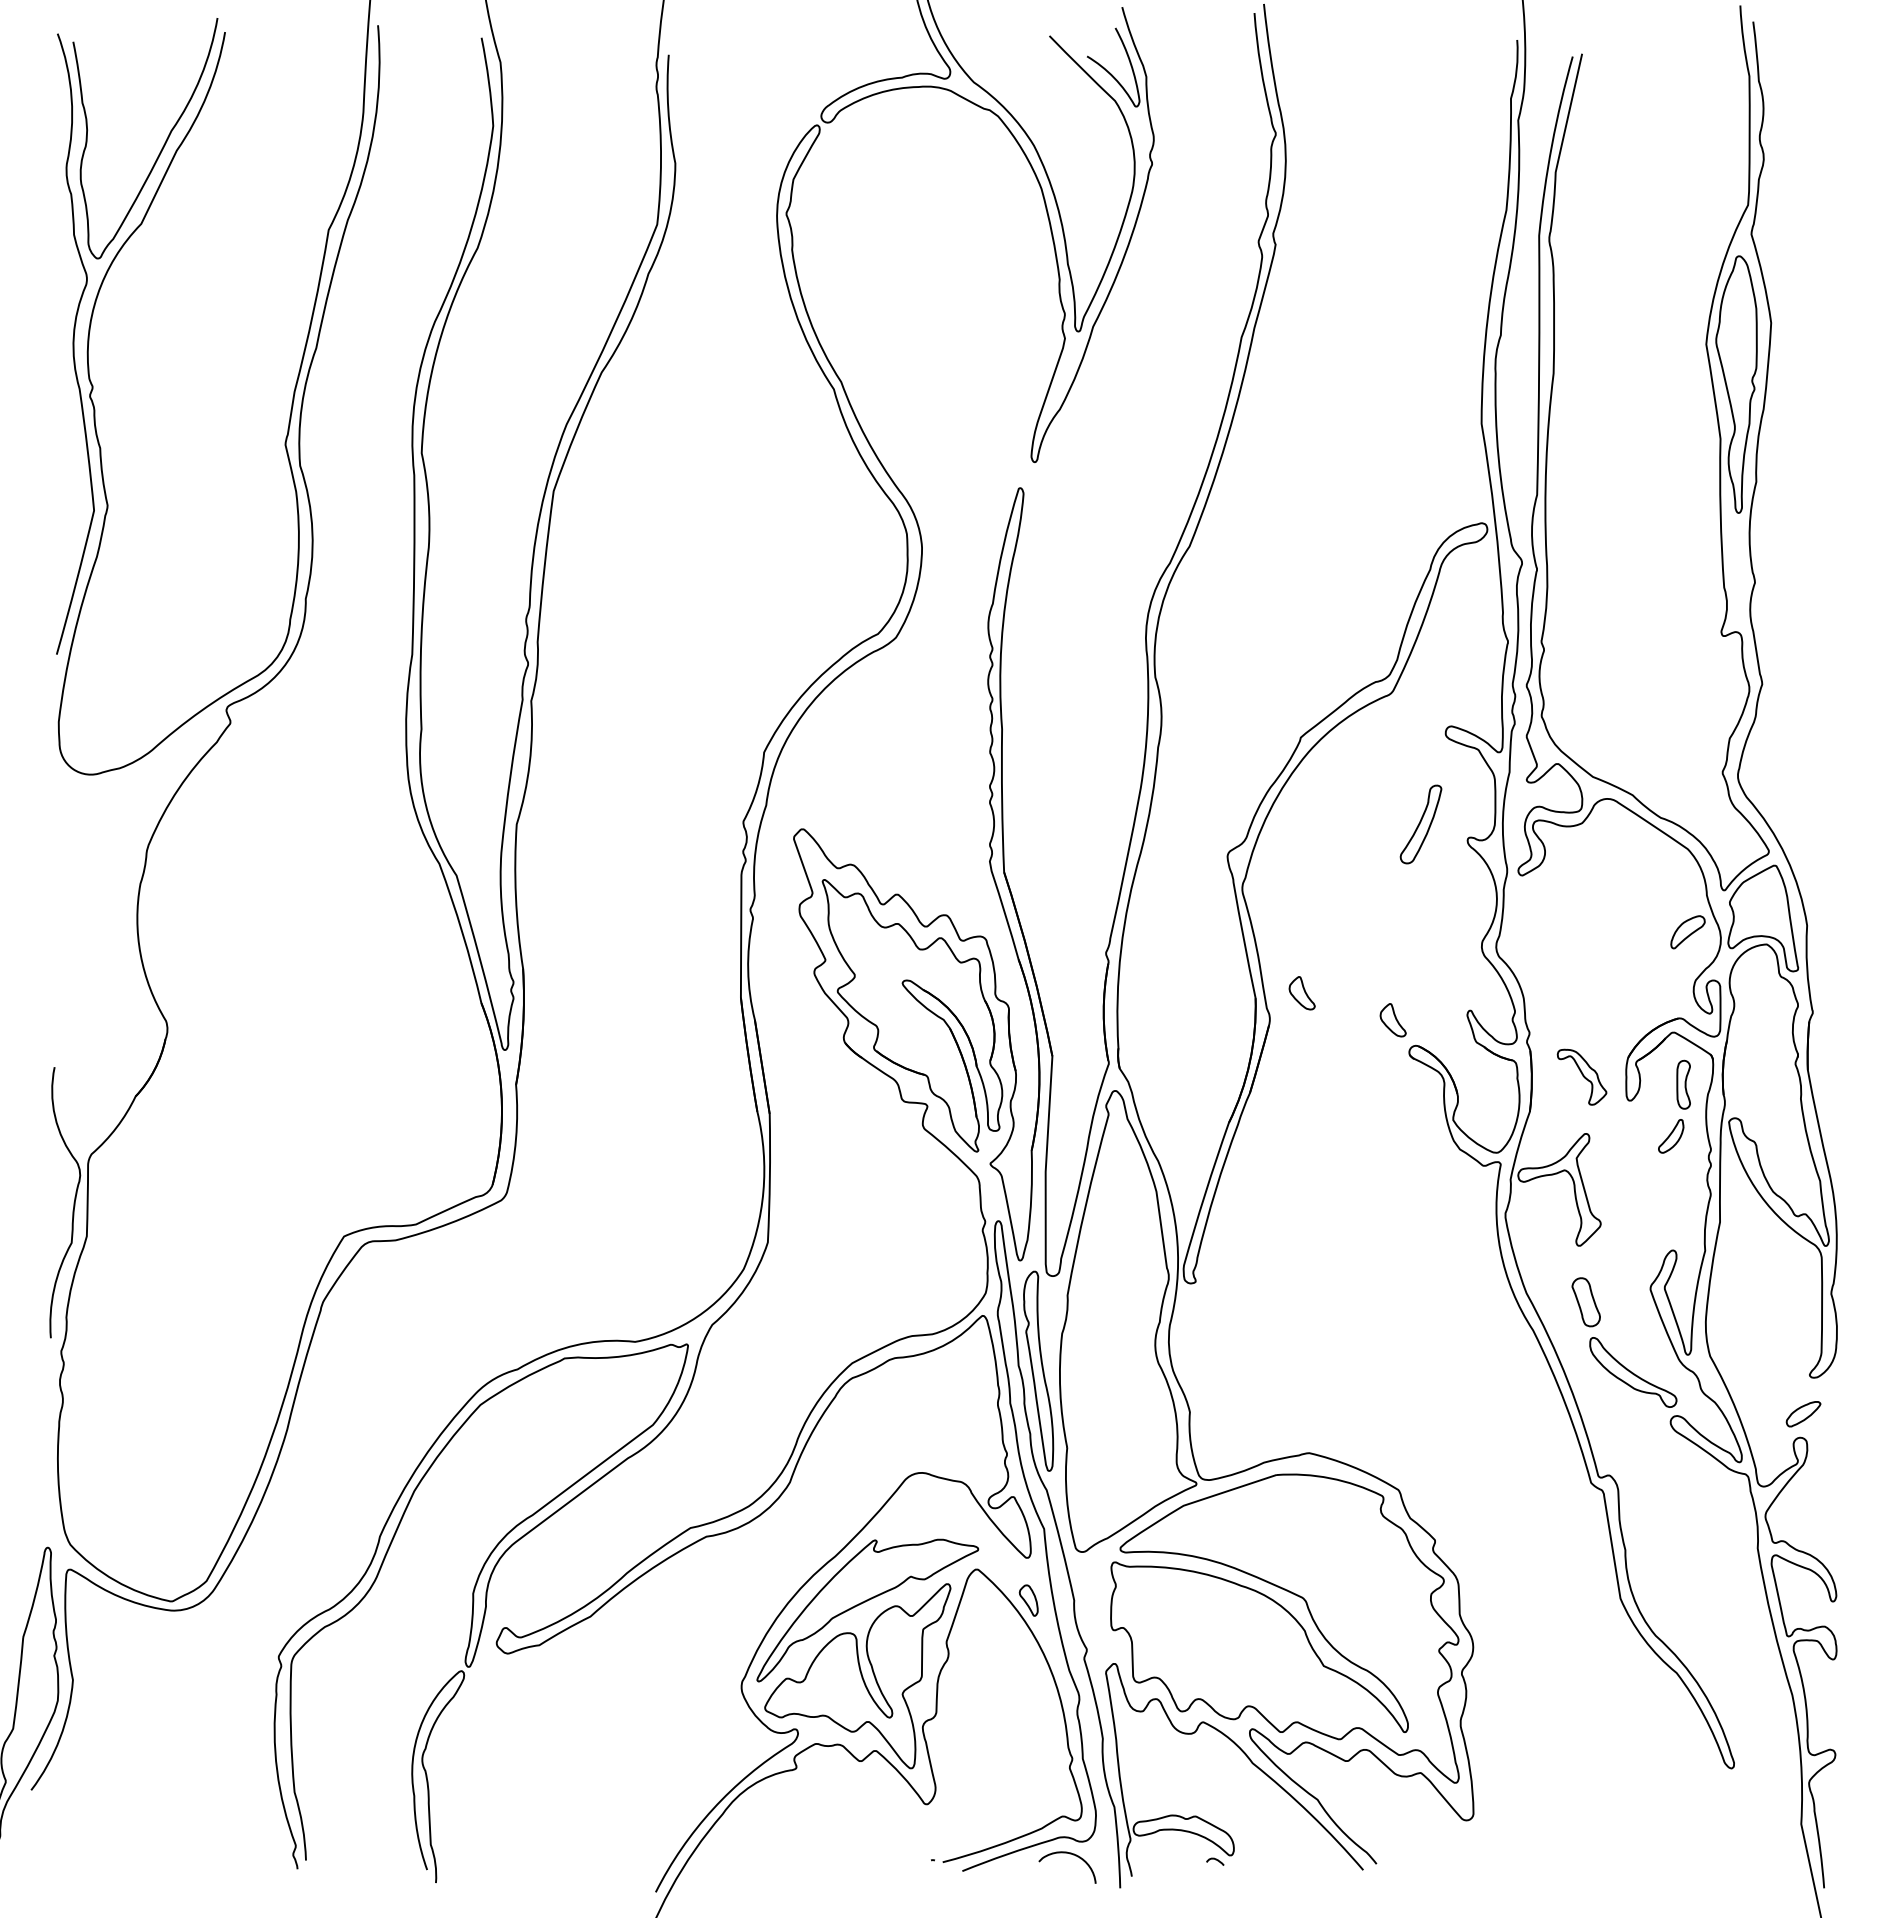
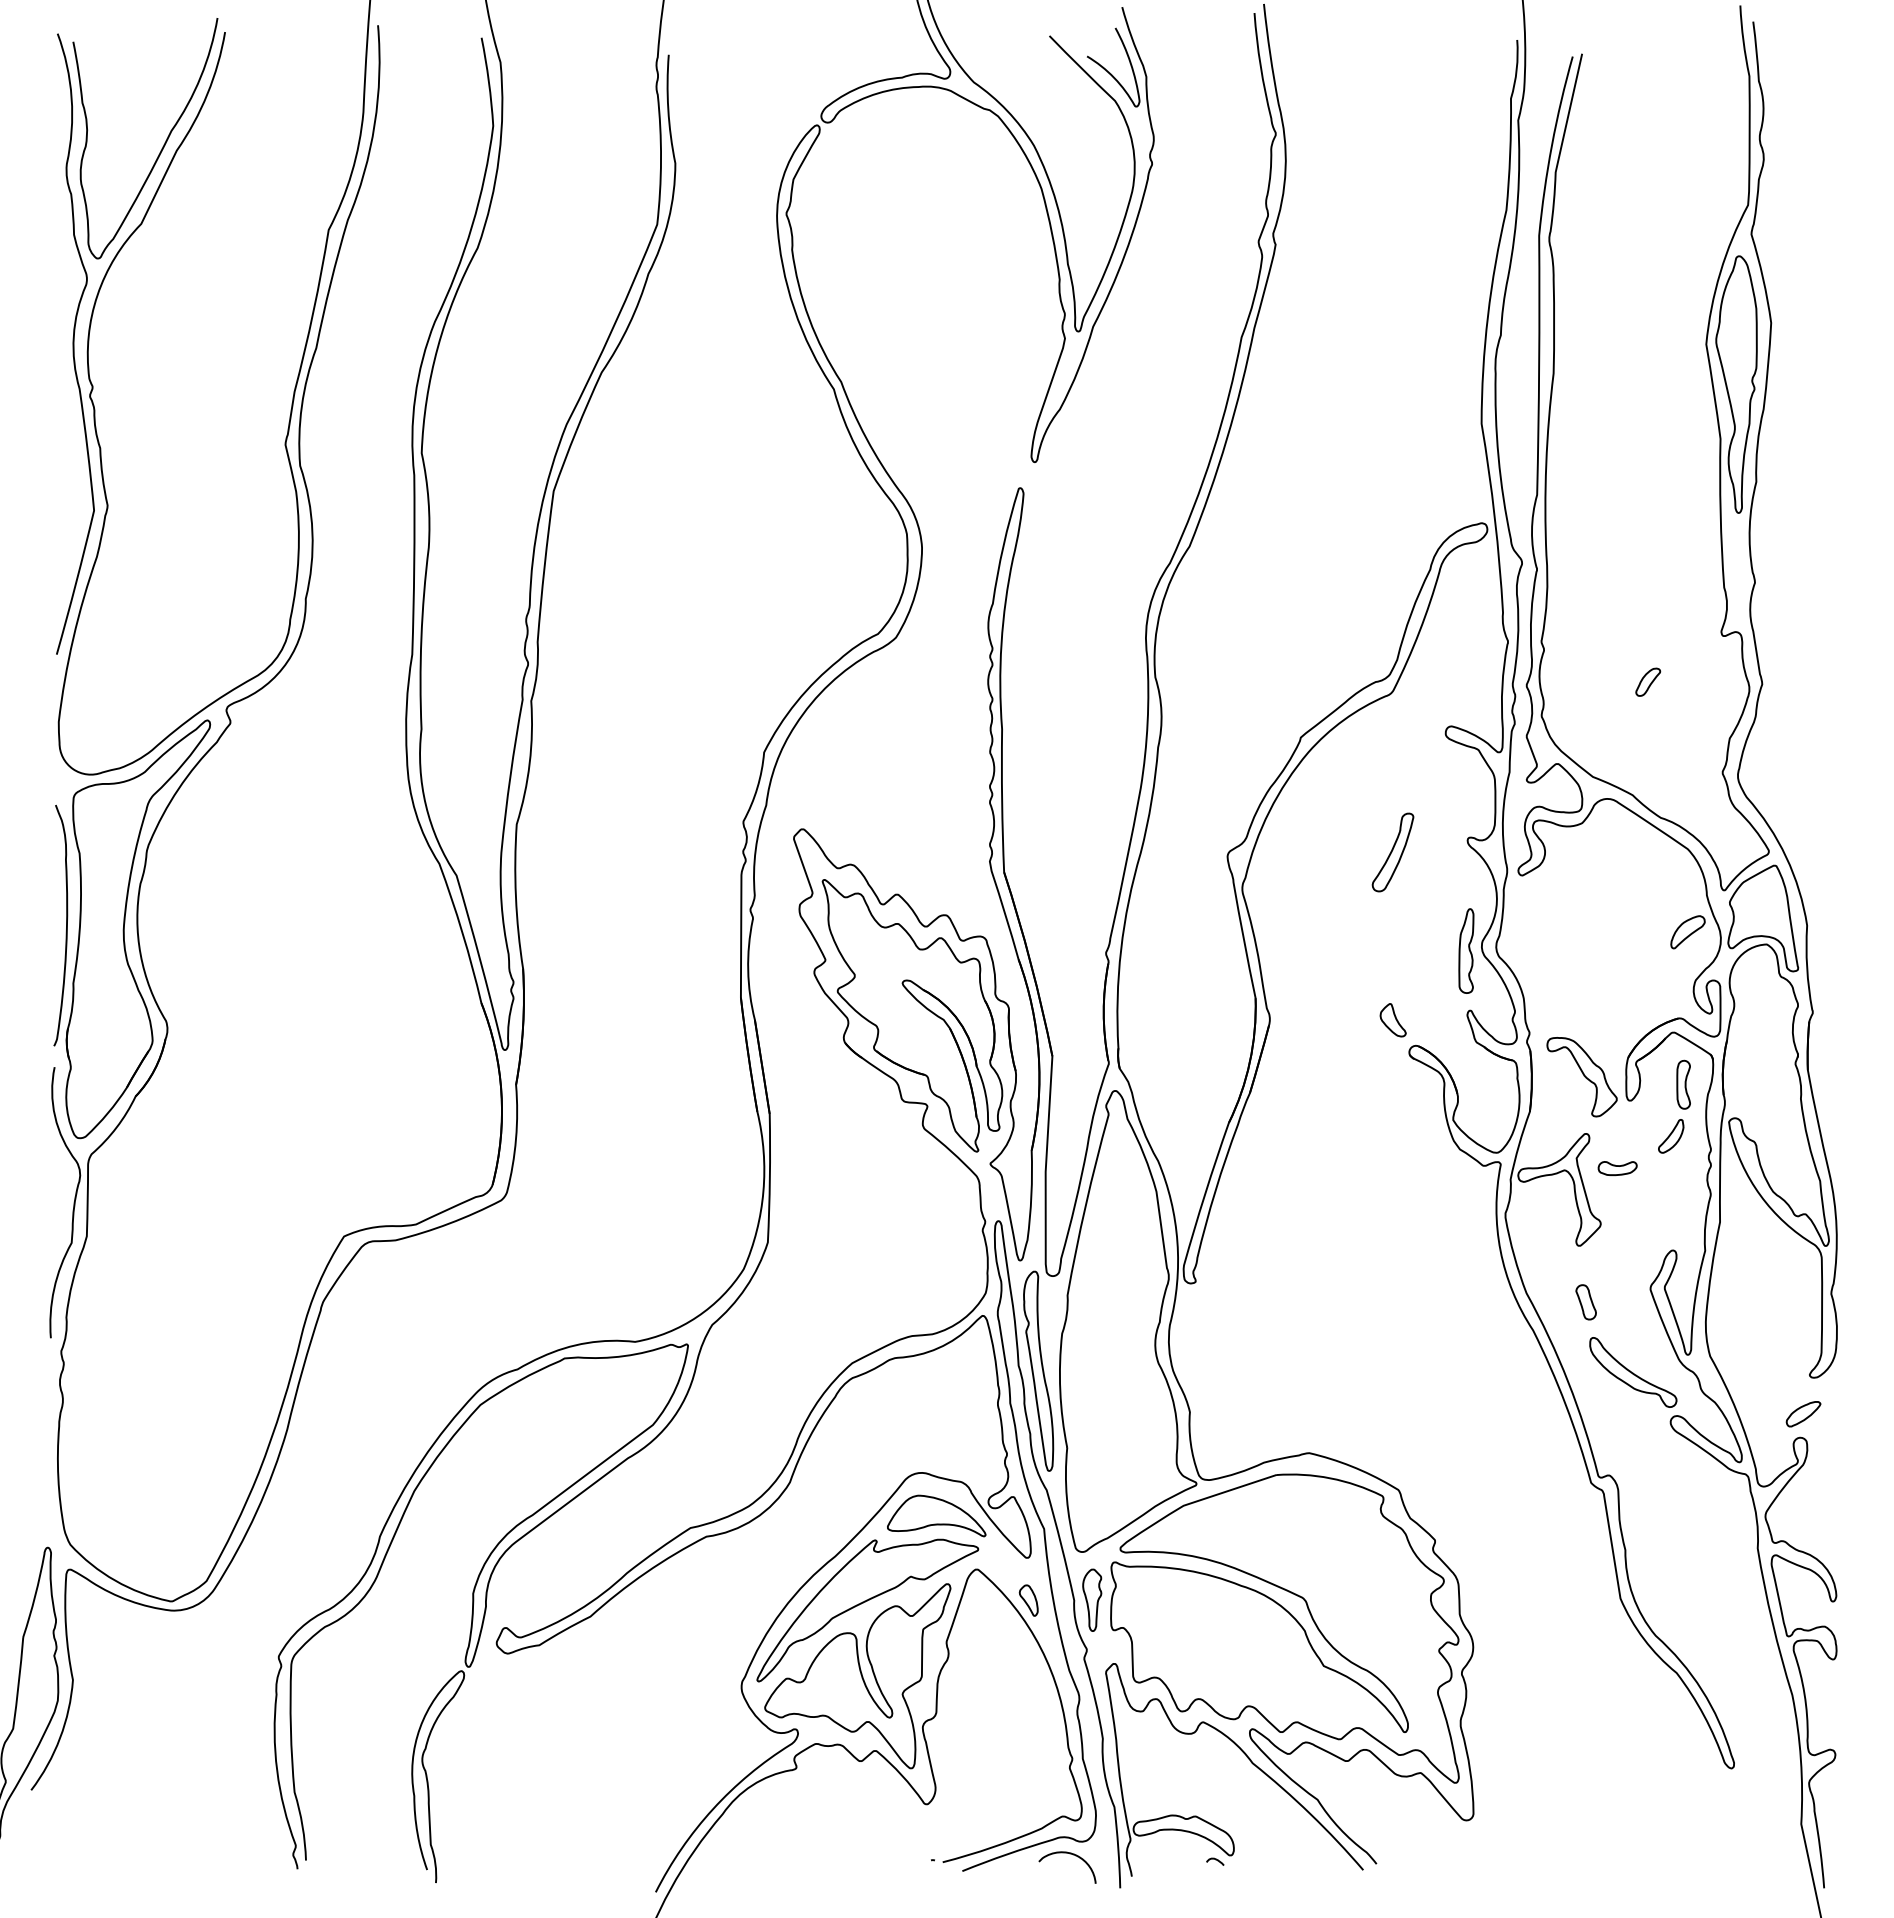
part: none -> present (1648, 681)
part position: (1420, 824) -> (1392, 852) (1392, 852)
part: none -> present (124, 929)
part: none -> present (1466, 950)
part: present -> none (1301, 993)
part size: 52x58 px -> 72x81 px (1581, 1077)
part: none -> present (1617, 1168)
part size: 30x51 px -> 22x37 px (1585, 1302)
part: none -> present (936, 1515)
part: none -> present (1092, 1599)
